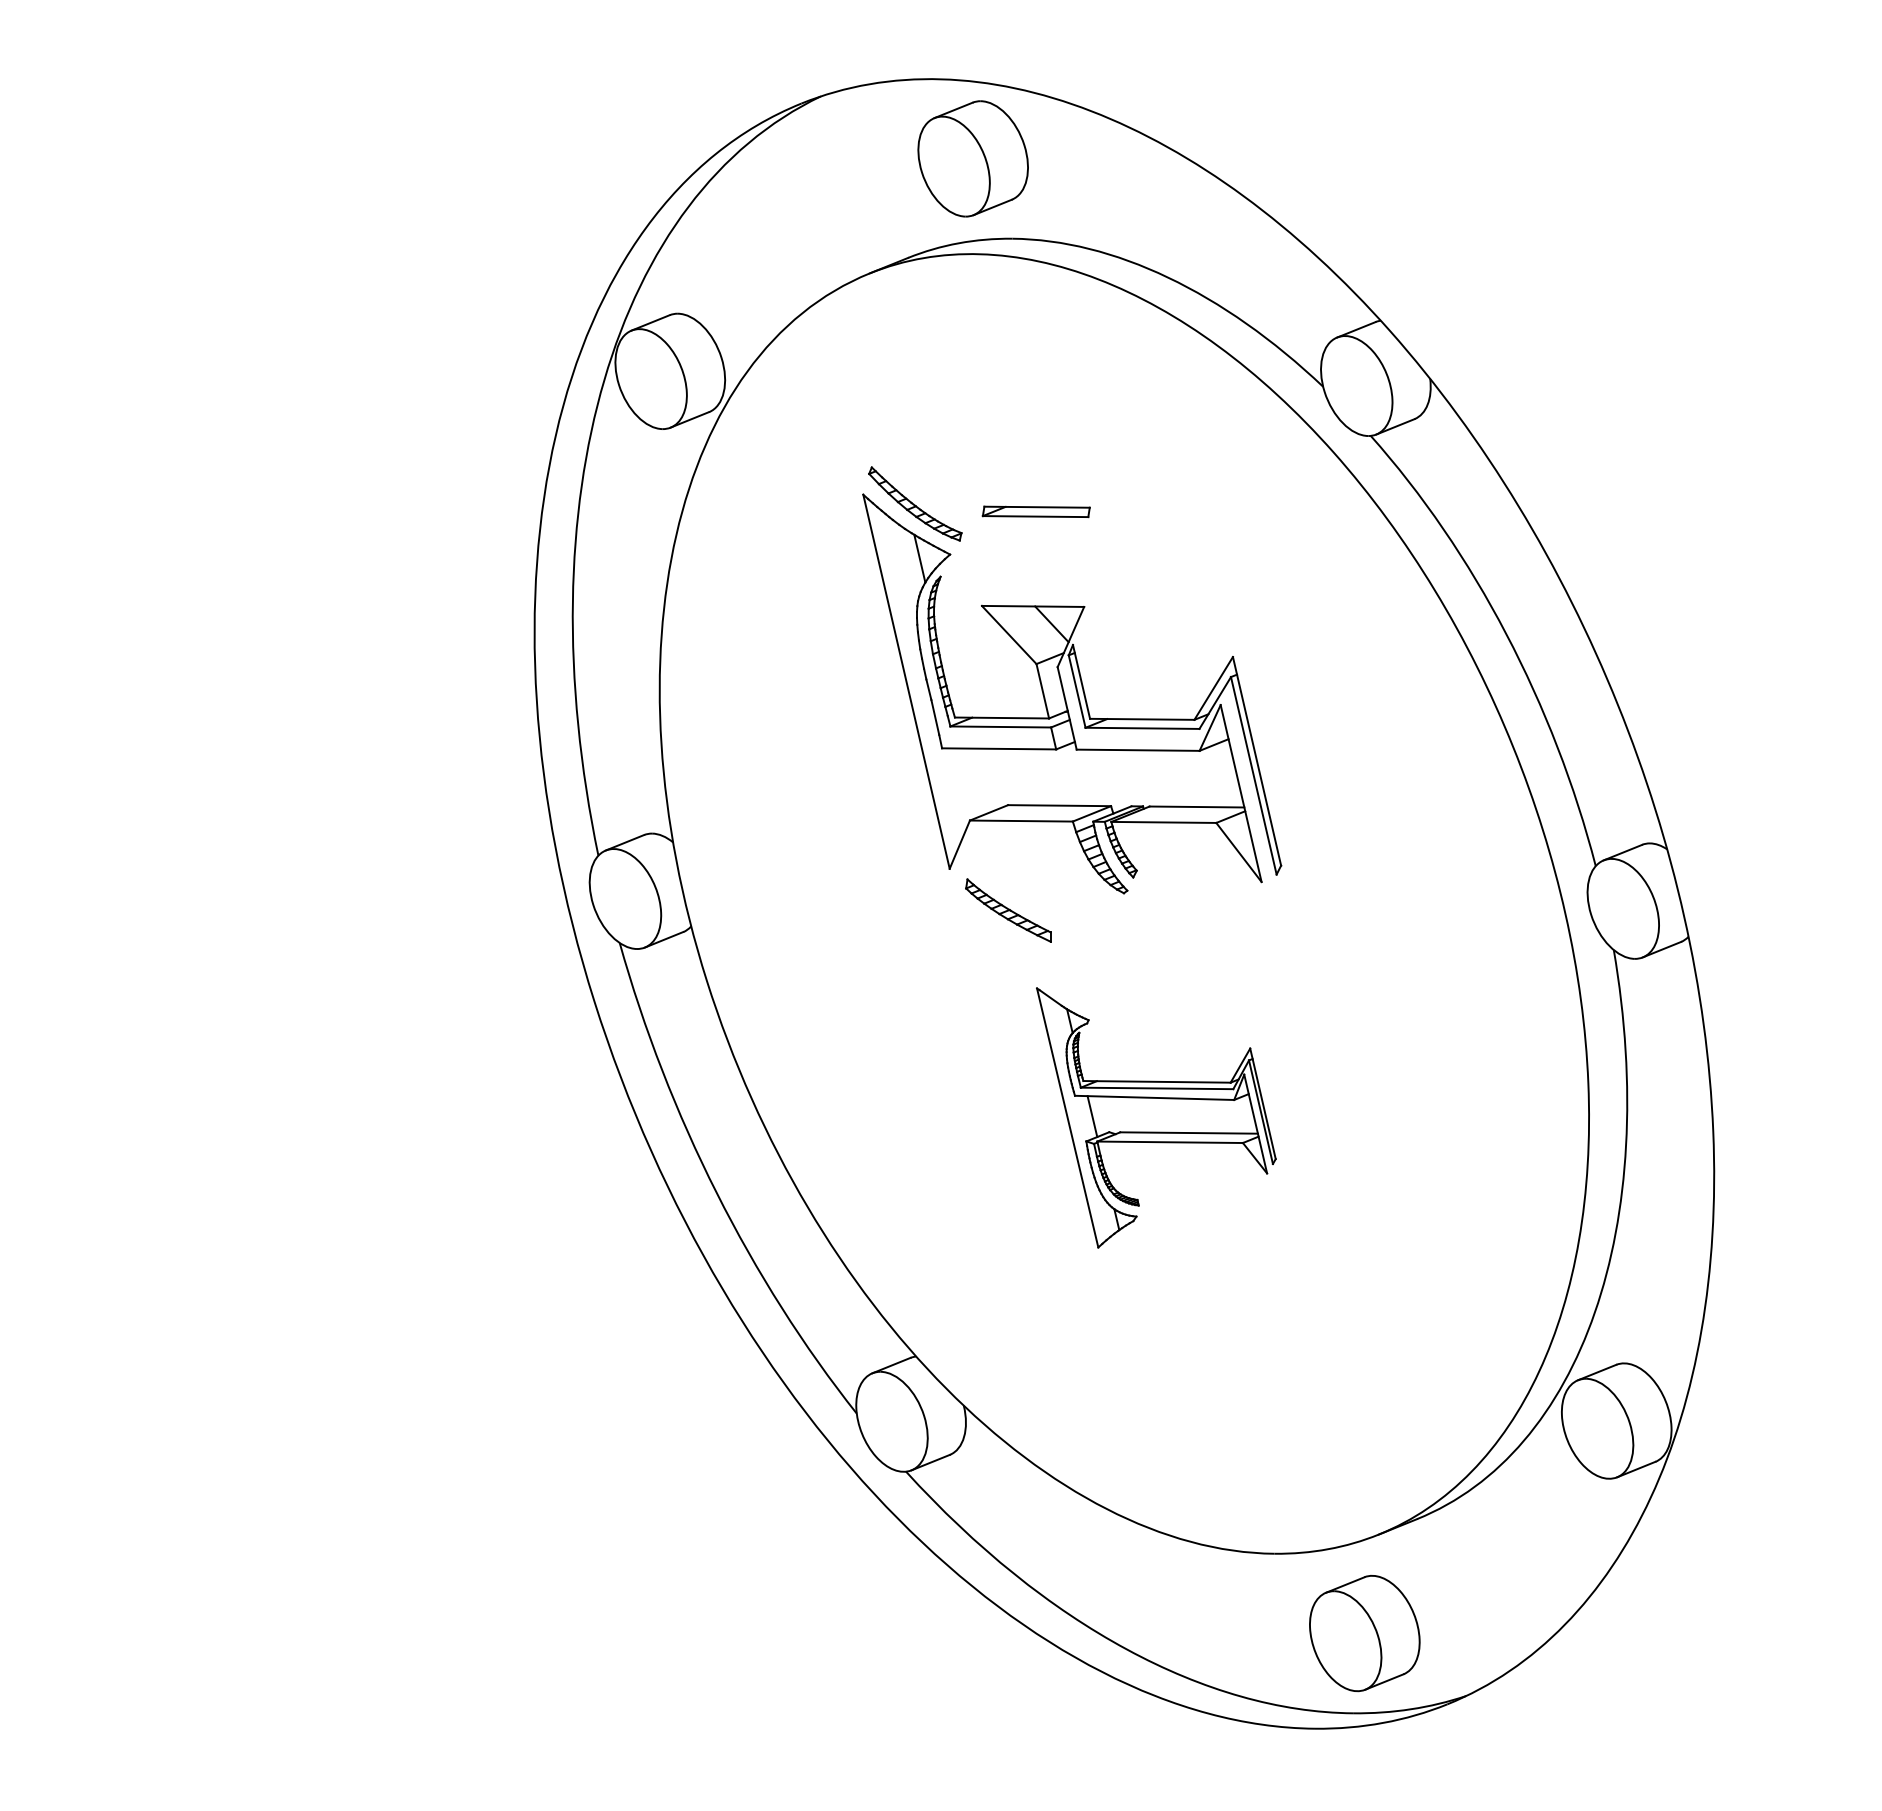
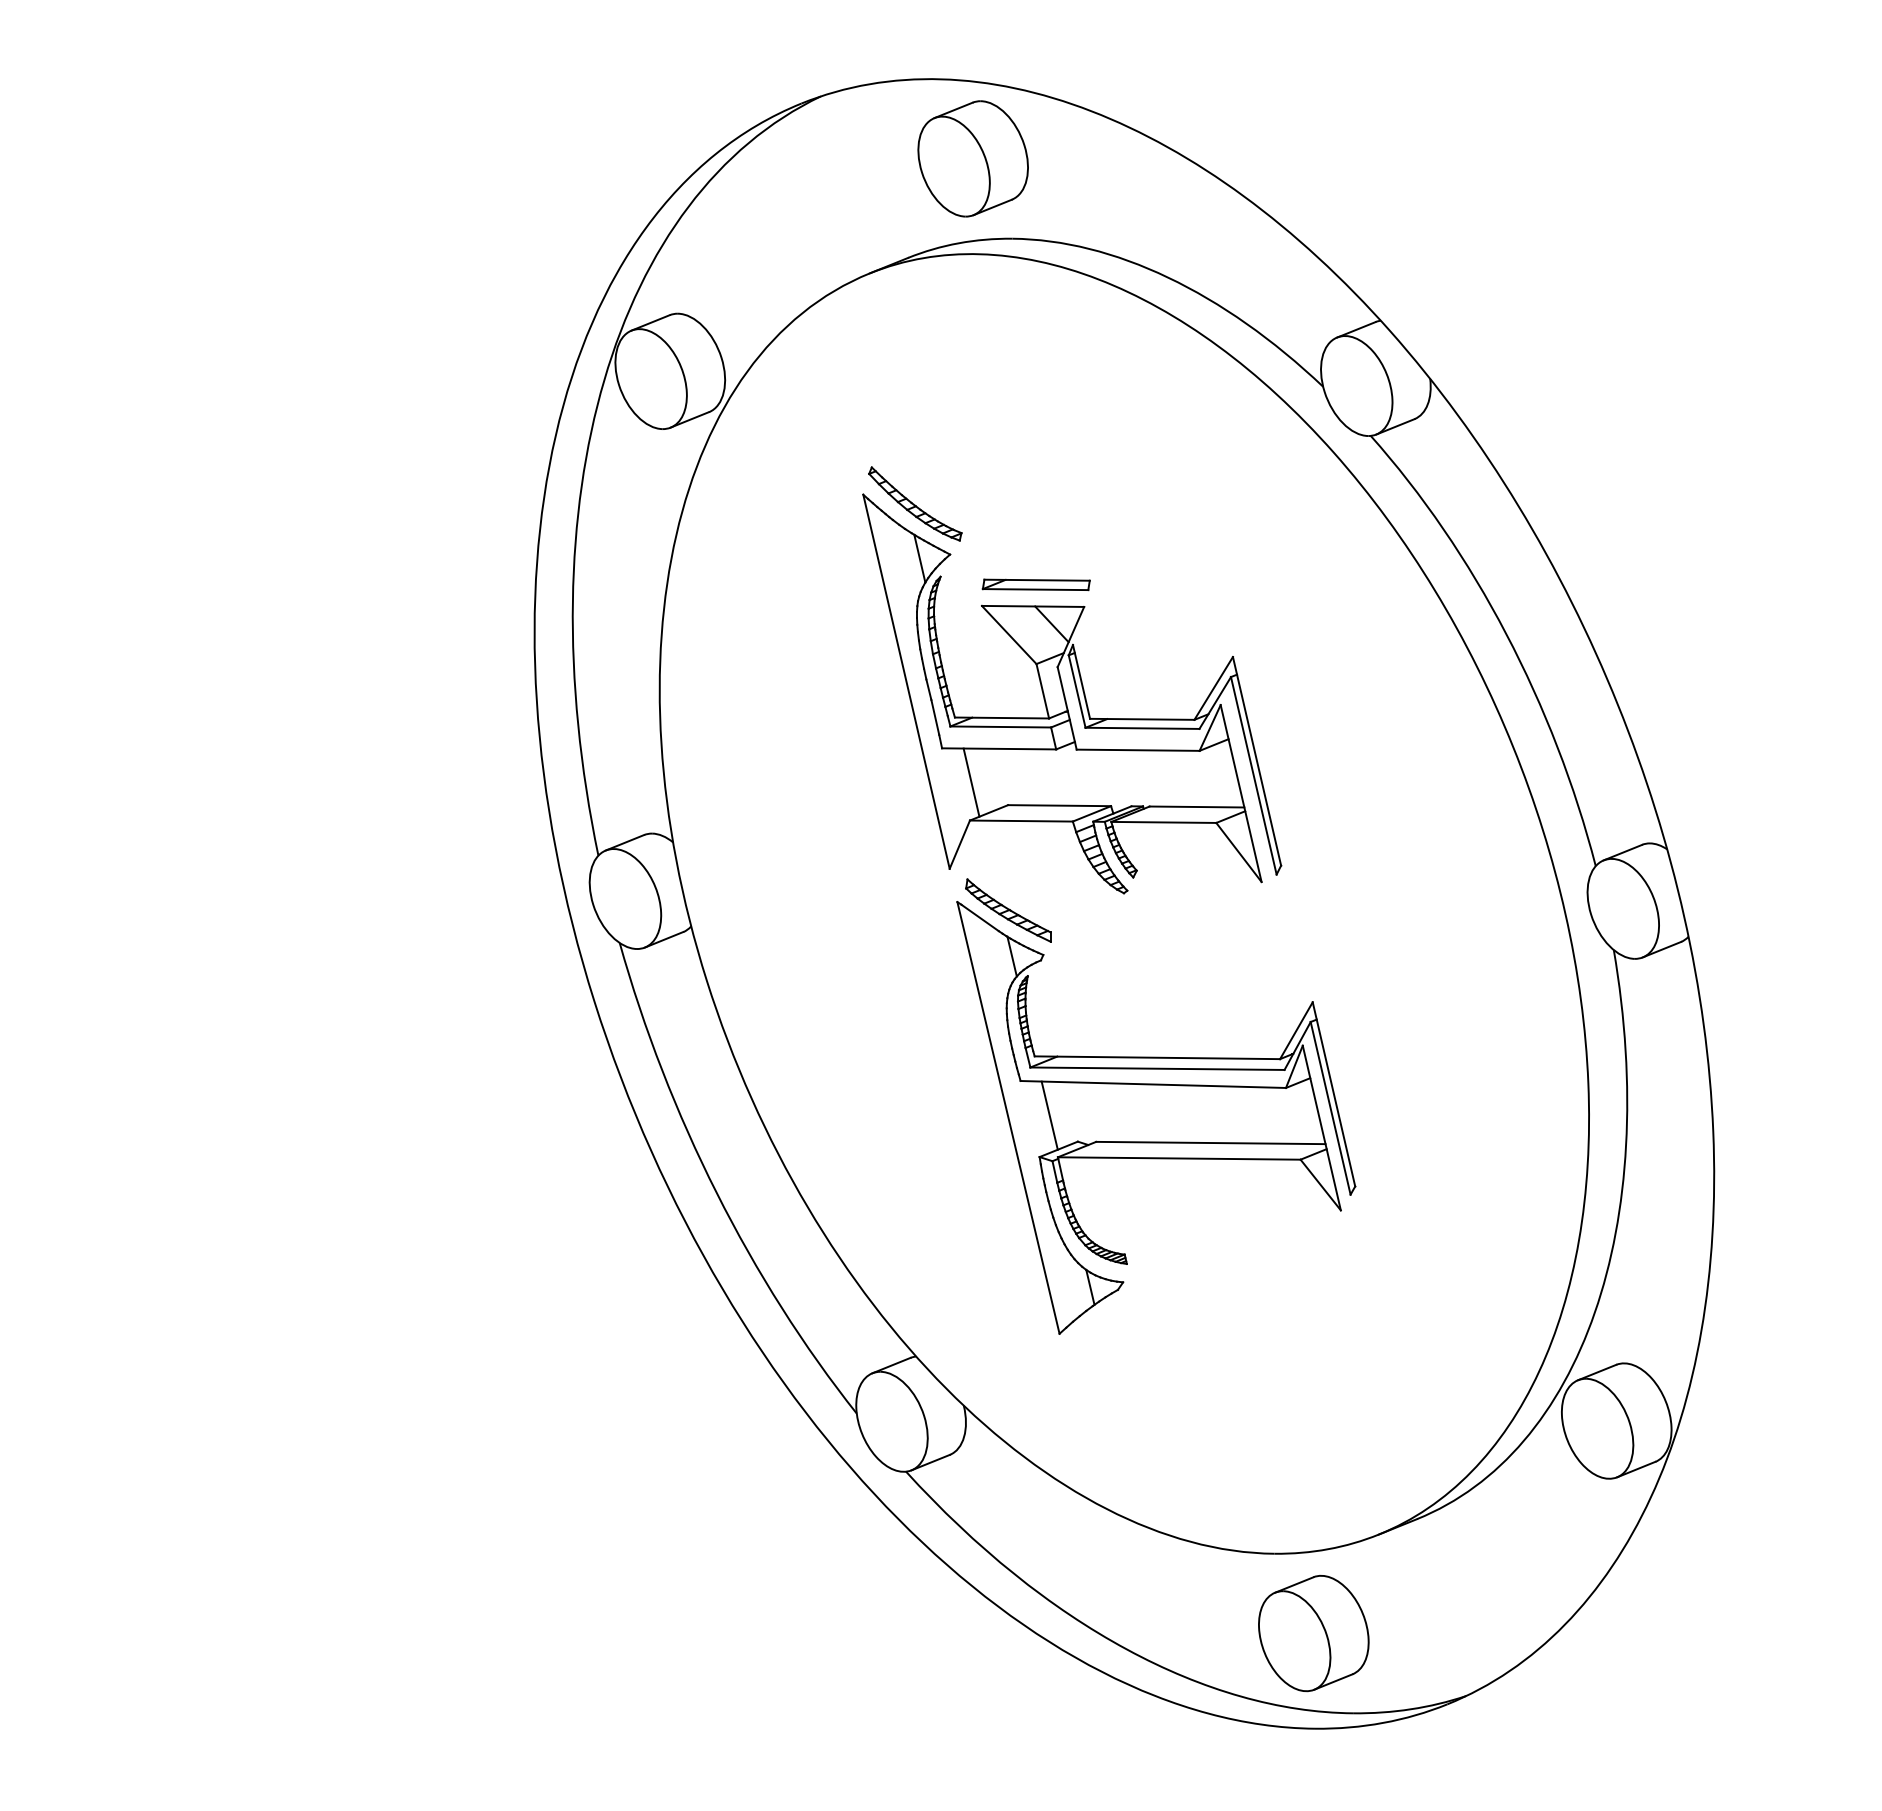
part position: (1035, 511) -> (1035, 584) (1035, 584)
line: none -> present (971, 782)
part size: 241x262 px -> 401x434 px (1156, 1117)
part position: (1364, 1633) -> (1313, 1633) (1313, 1633)
